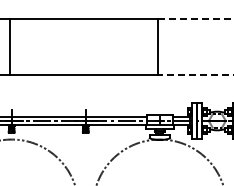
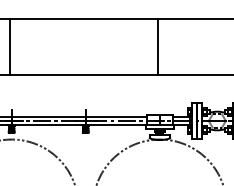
line: dashed -> solid (195, 19)
line: dashed -> solid (195, 74)
